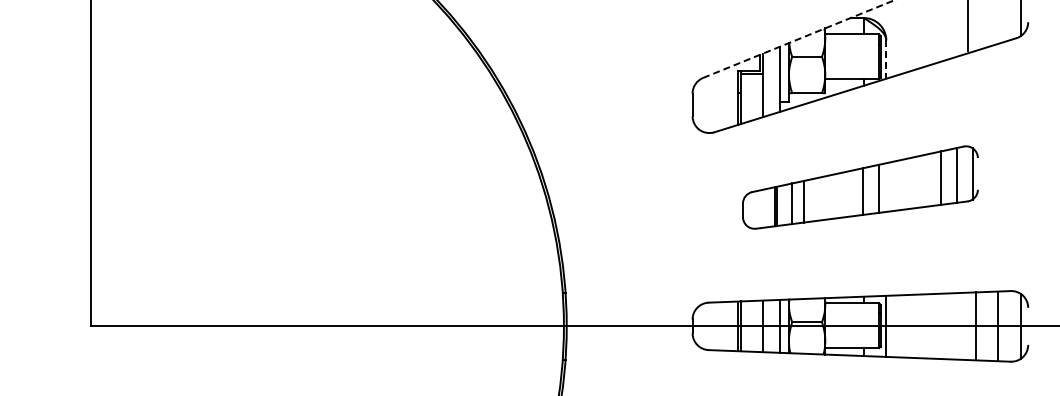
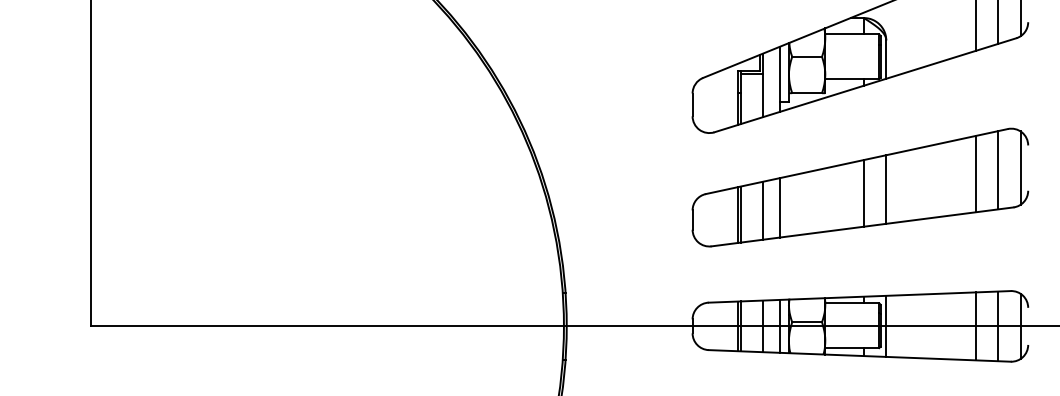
line: none -> present (998, 22)
line position: (967, 26) -> (975, 26) (975, 26)
line: dashed -> solid (798, 39)
line: dashed -> solid (886, 60)
part size: 237x85 px -> 339x121 px (860, 187)
